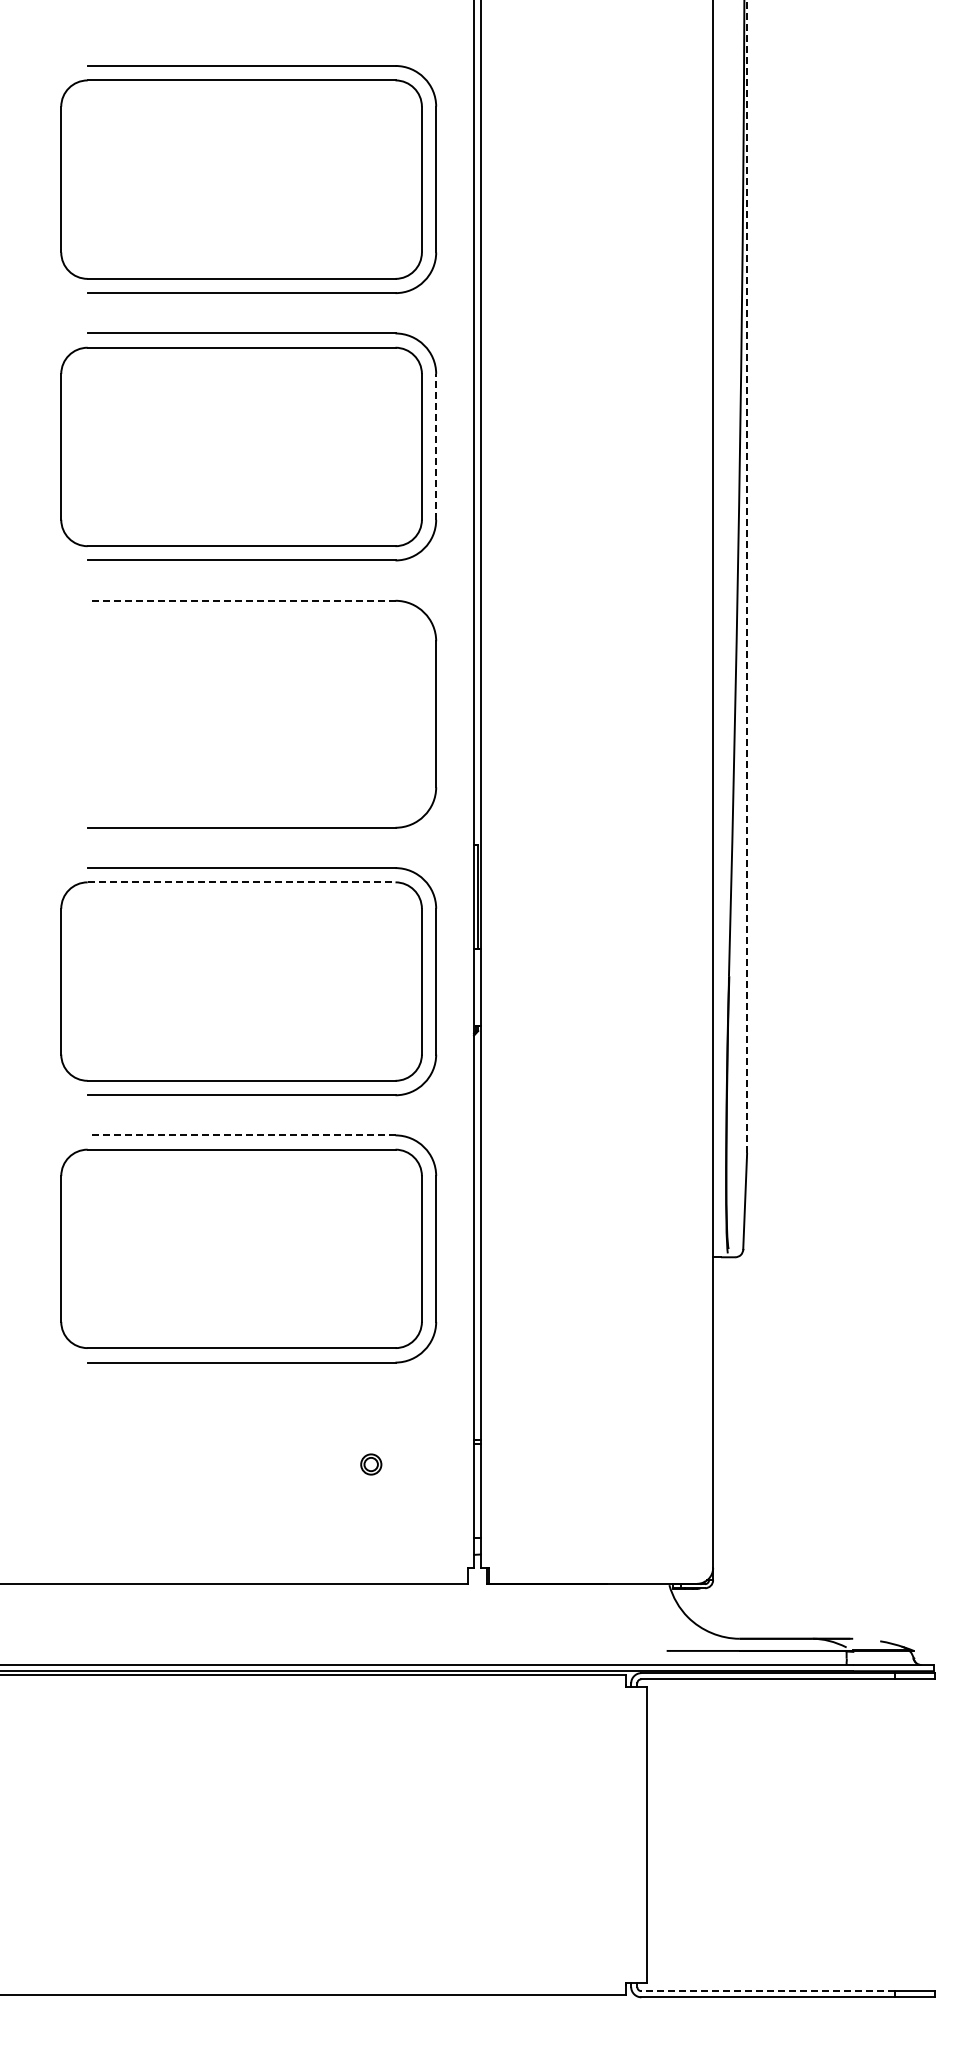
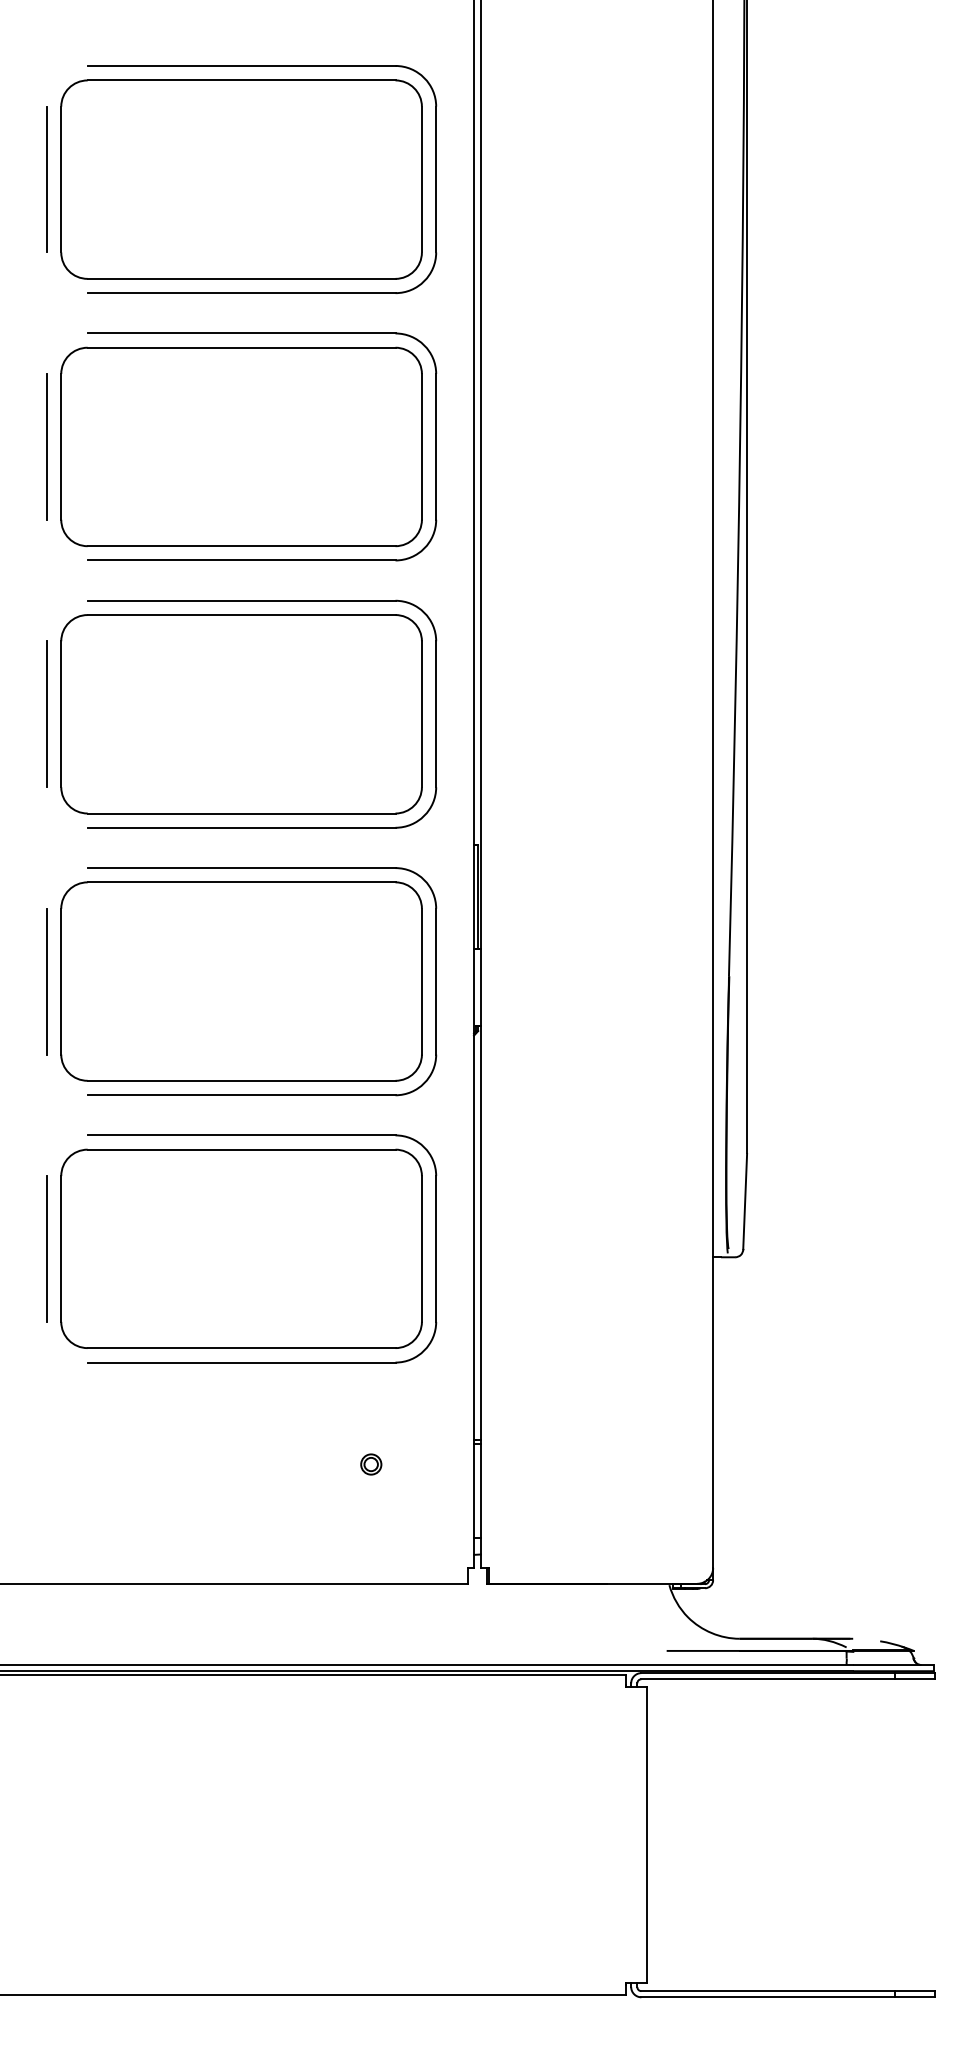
line: none -> present (47, 179)
line: none -> present (47, 446)
line: dashed -> solid (436, 446)
line: dashed -> solid (747, 576)
line: dashed -> solid (241, 600)
line: none -> present (46, 713)
part: none -> present (241, 714)
line: dashed -> solid (241, 882)
line: none -> present (47, 981)
line: dashed -> solid (241, 1135)
line: none -> present (47, 1248)
line: dashed -> solid (768, 1991)
